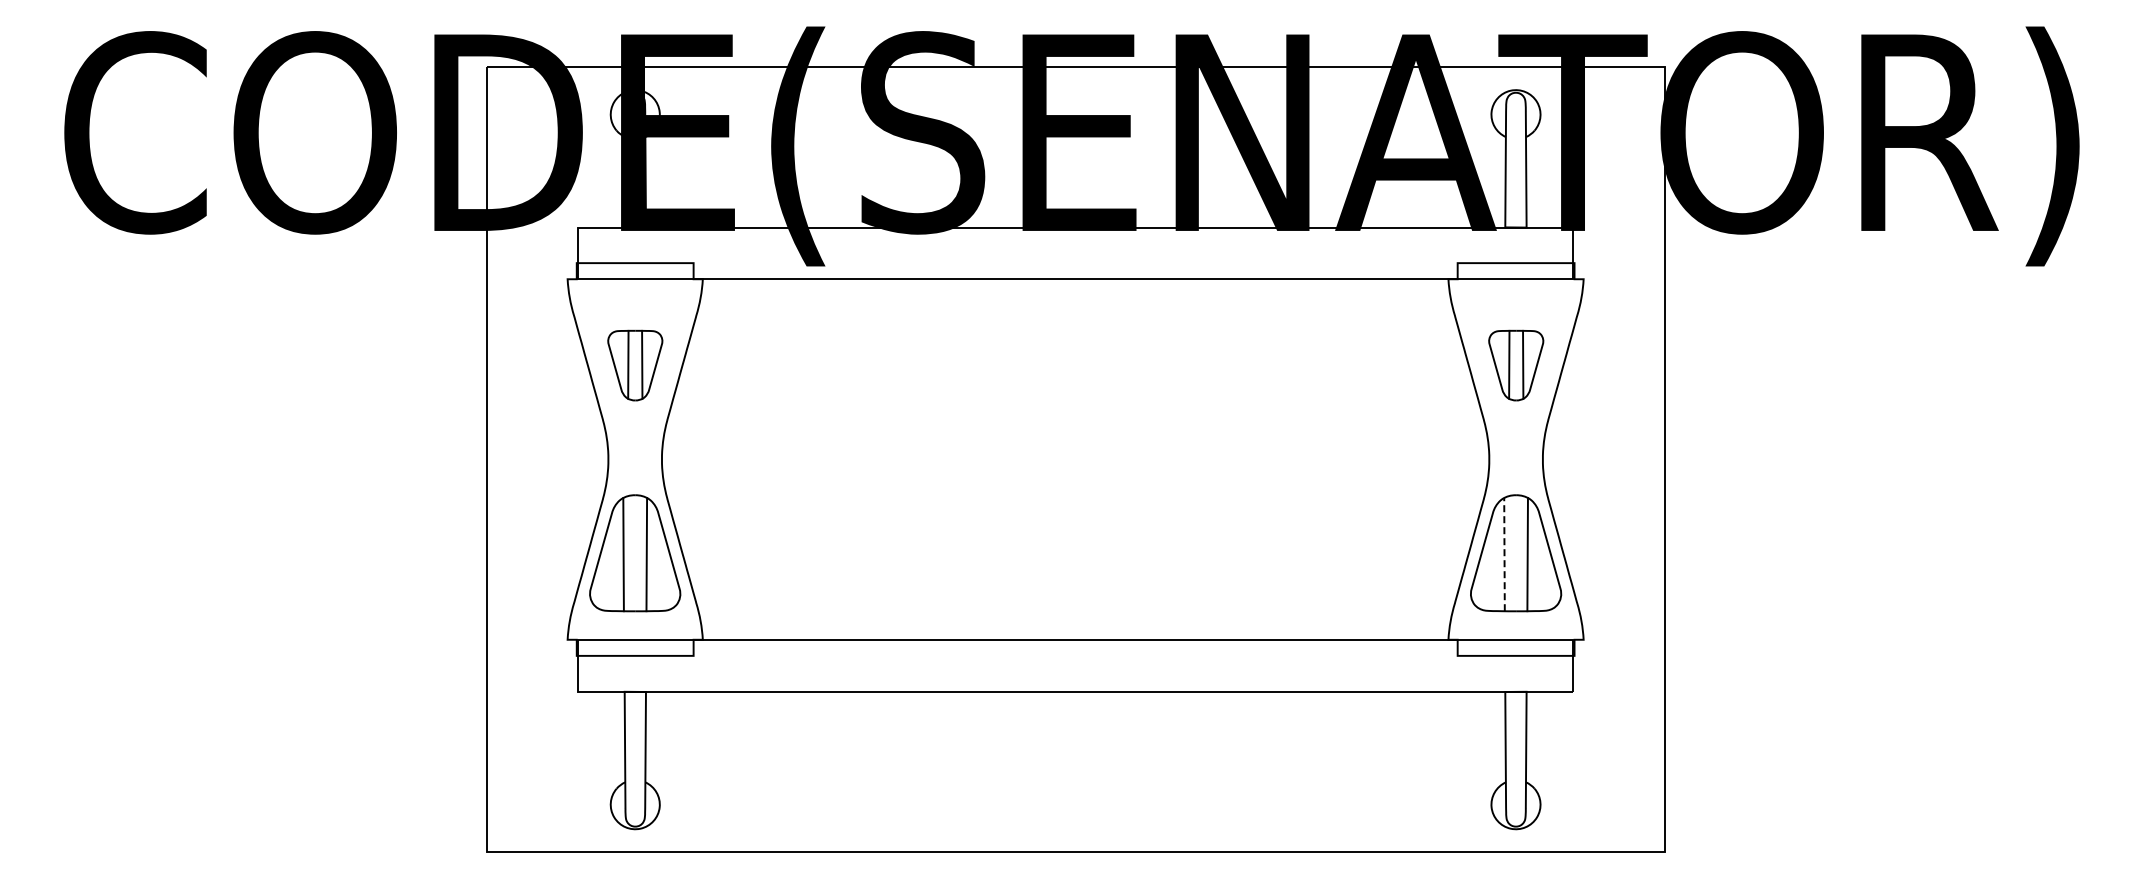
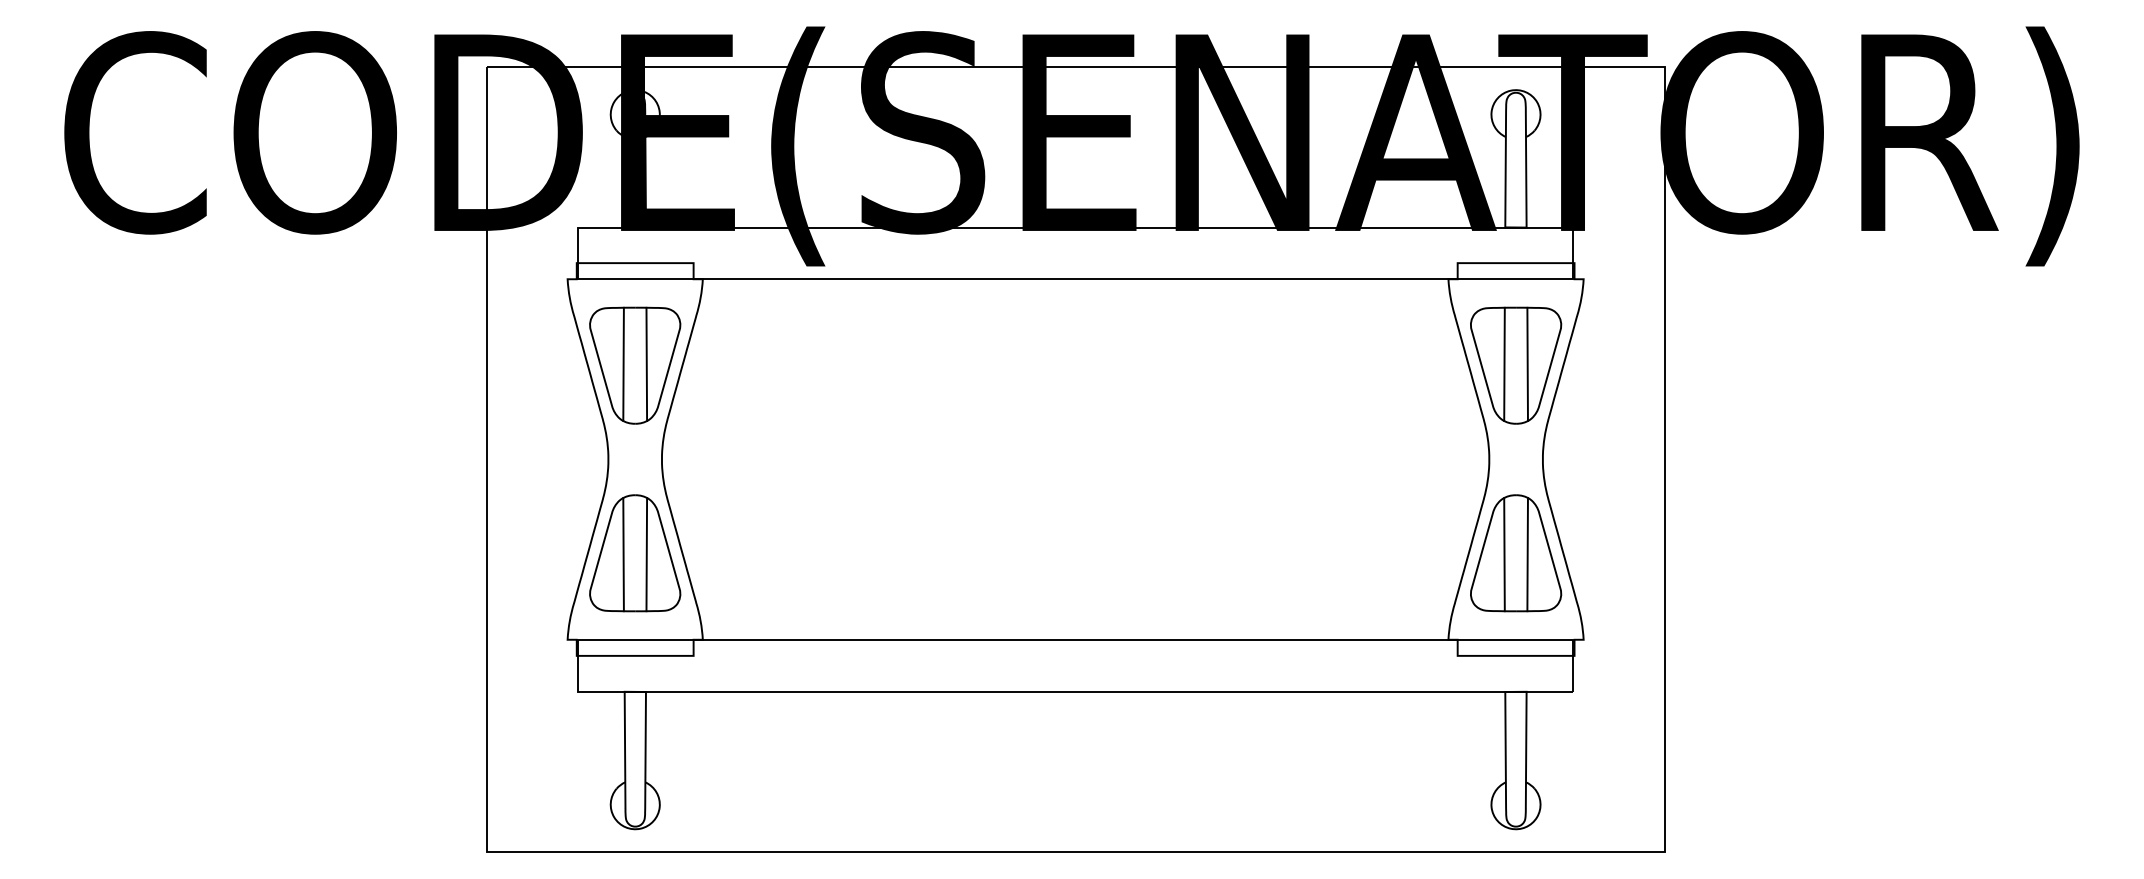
part size: 57x73 px -> 93x119 px (635, 365)
part size: 57x73 px -> 93x119 px (1516, 365)
line: dashed -> solid (1504, 554)
